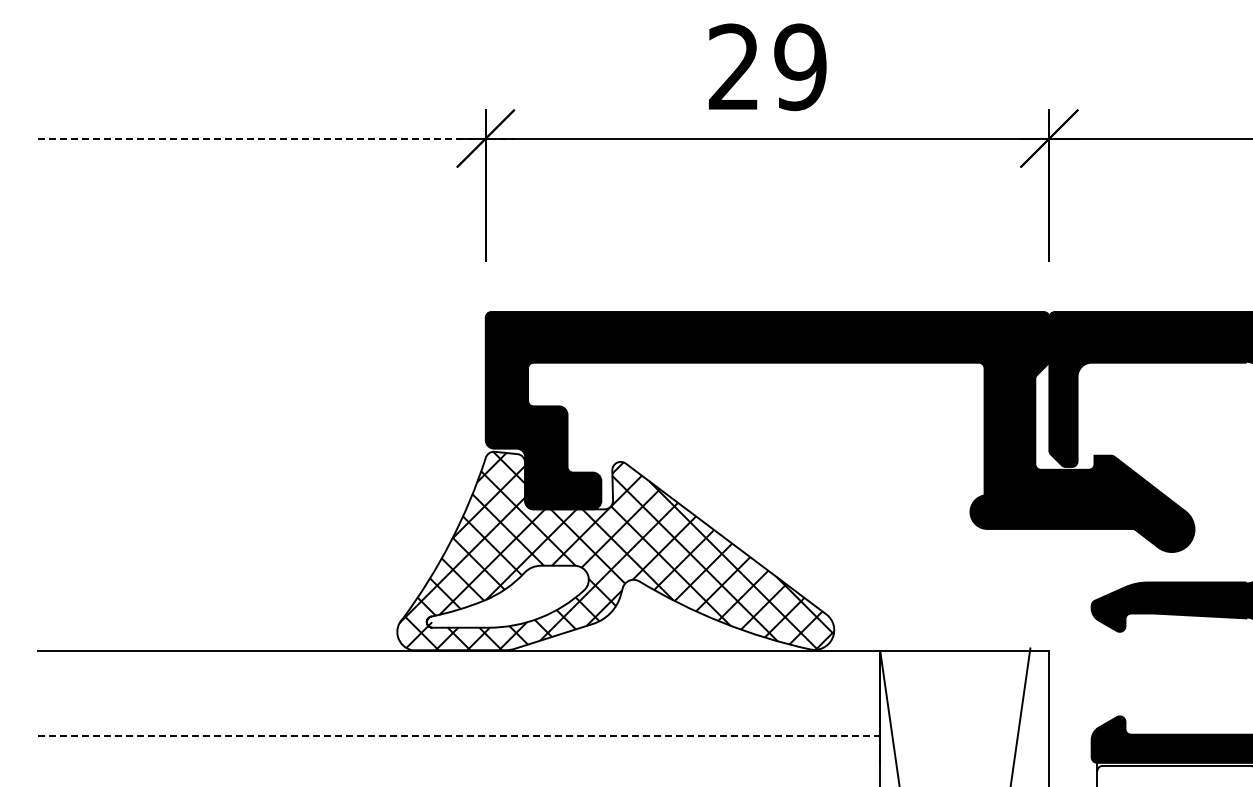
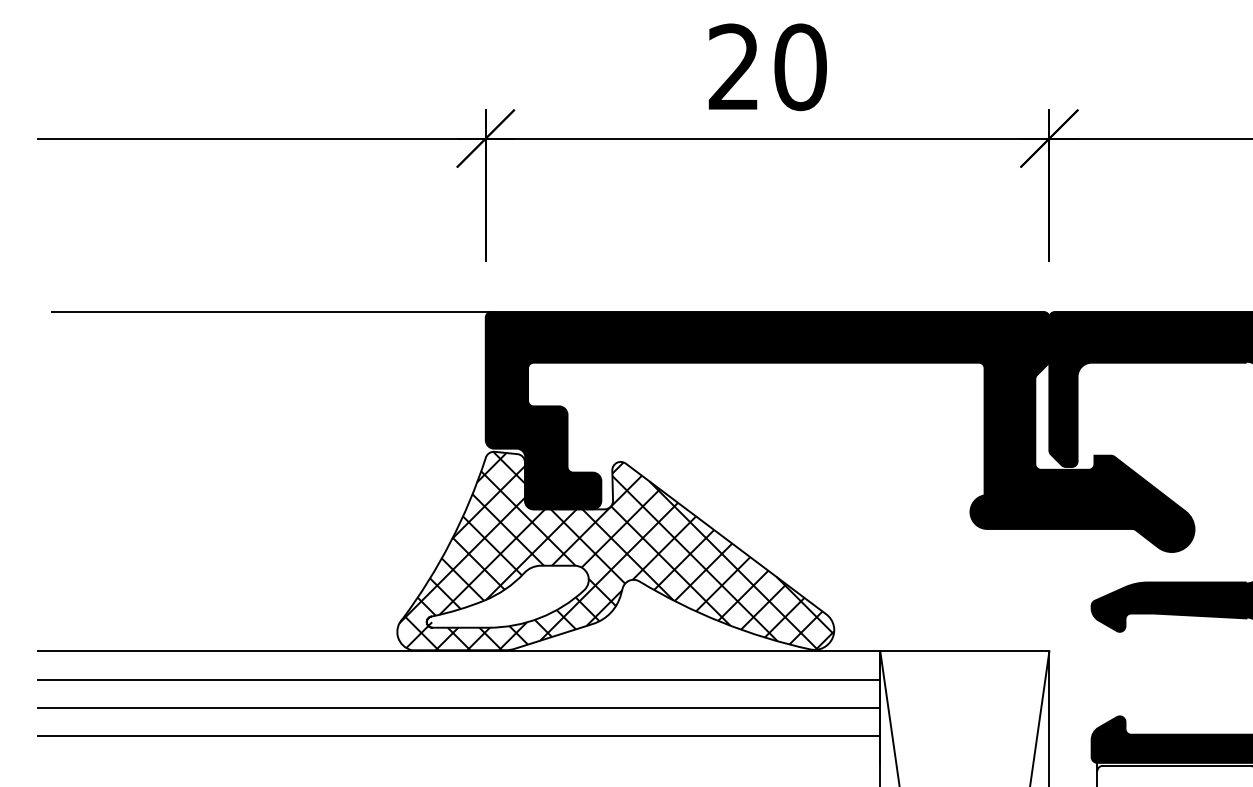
text: 29 -> 20 (800, 67)
line: dashed -> solid (276, 138)
line: none -> present (271, 311)
line: none -> present (458, 679)
line: none -> present (458, 707)
line position: (1020, 715) -> (1039, 717) (1039, 717)
line: dashed -> solid (459, 735)
